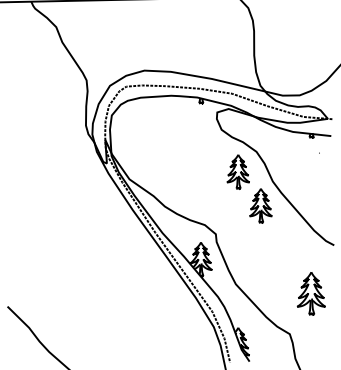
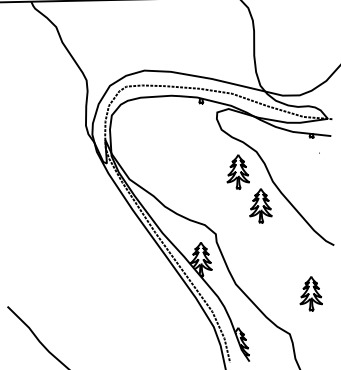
part size: 30x44 px -> 24x36 px (310, 293)
